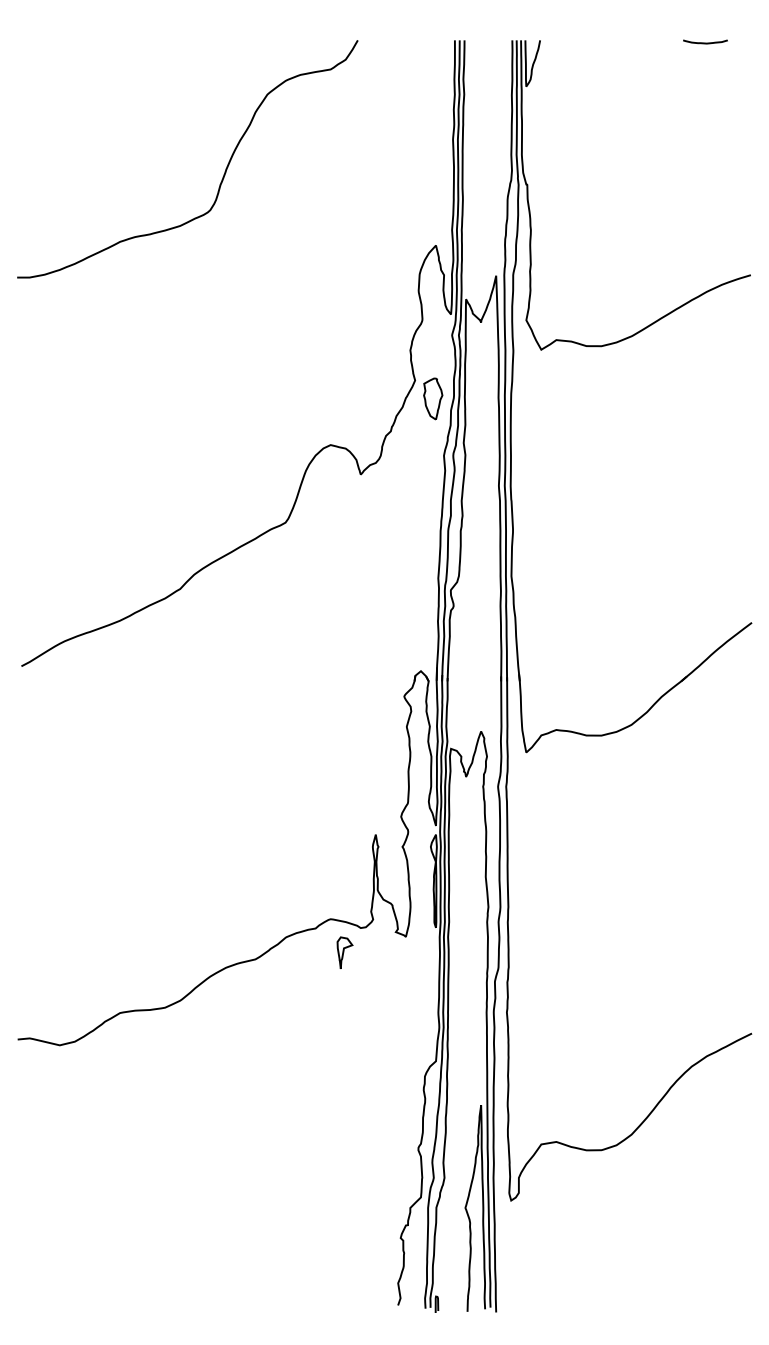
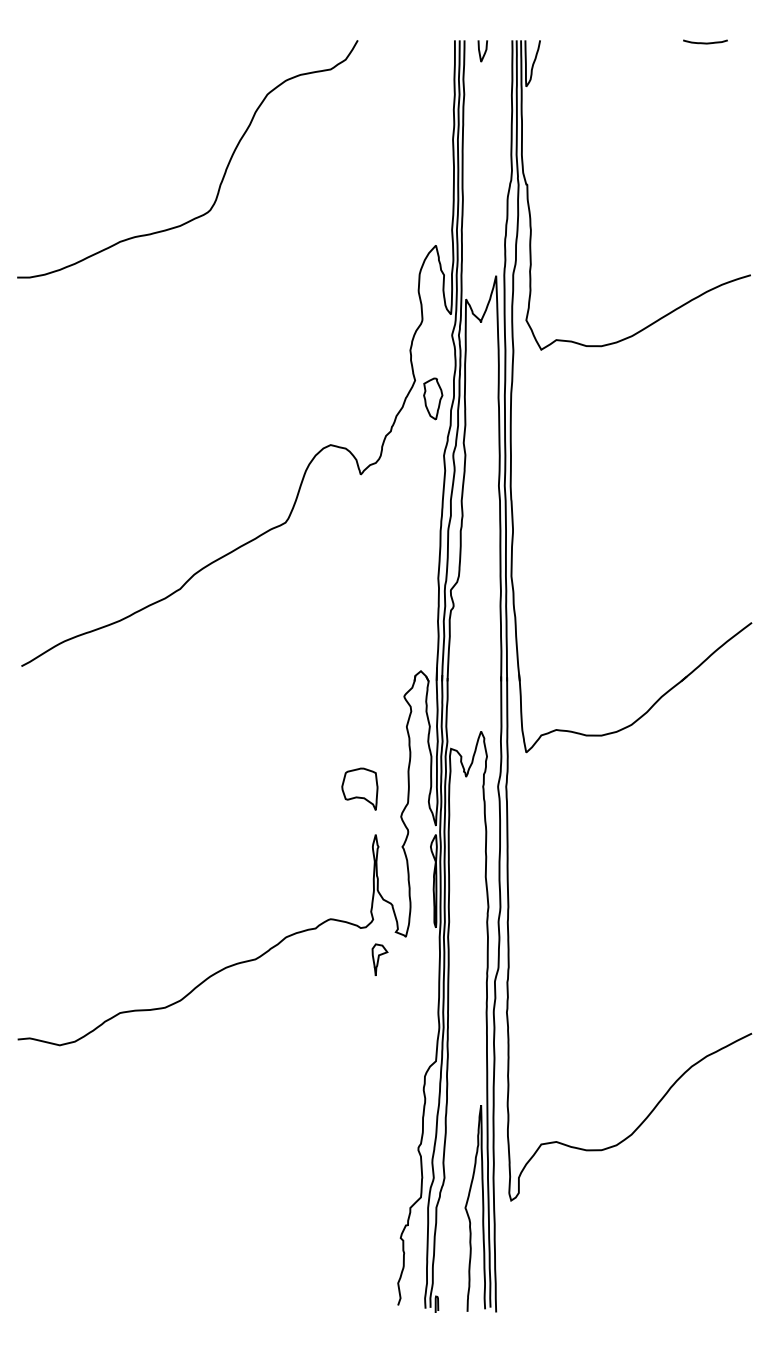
curve: none -> present (480, 51)
part: none -> present (359, 788)
part position: (344, 952) -> (379, 959) (379, 959)
